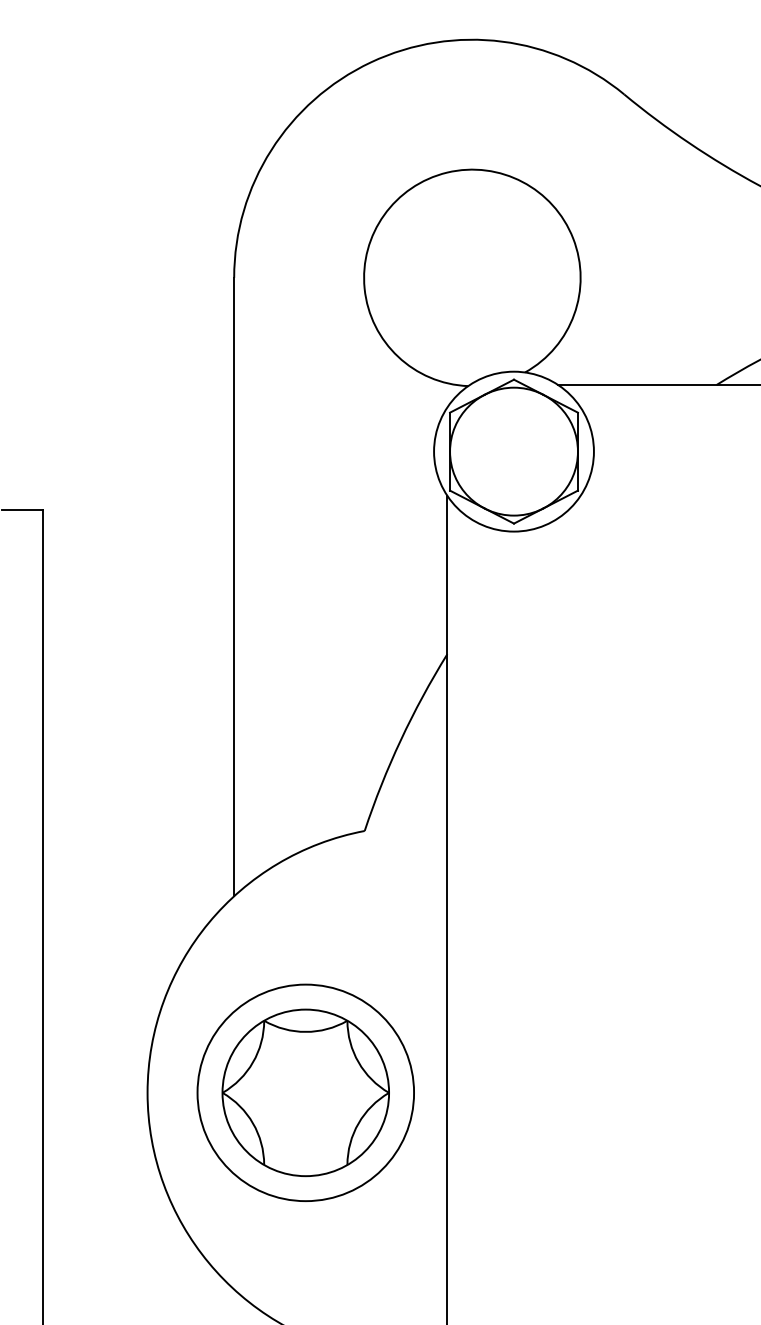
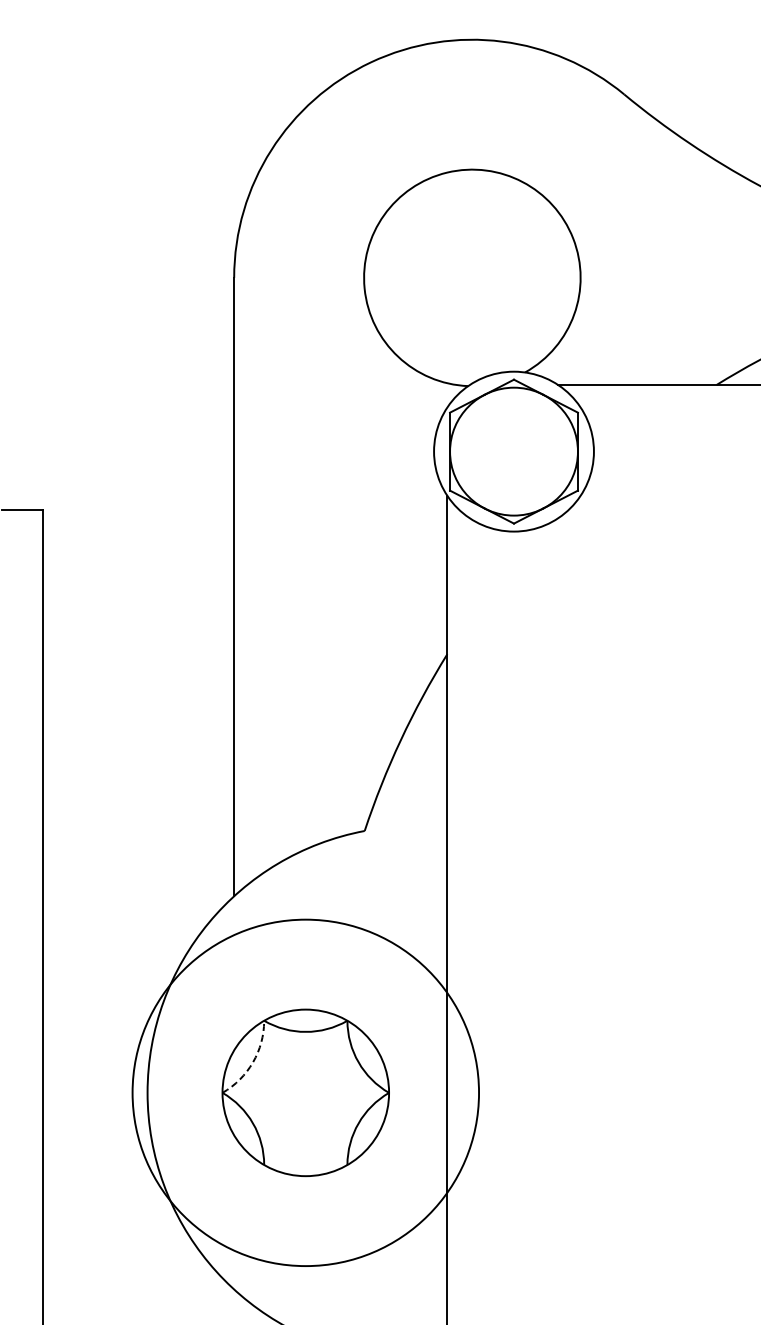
arc: solid -> dashed (253, 1062)
circle diameter: 217 px -> 346 px (305, 1092)
